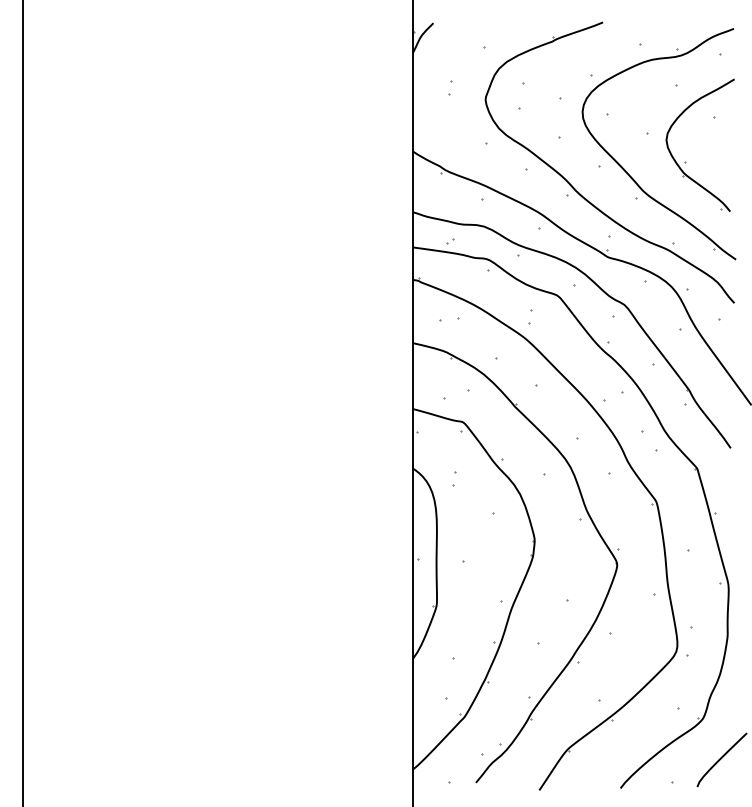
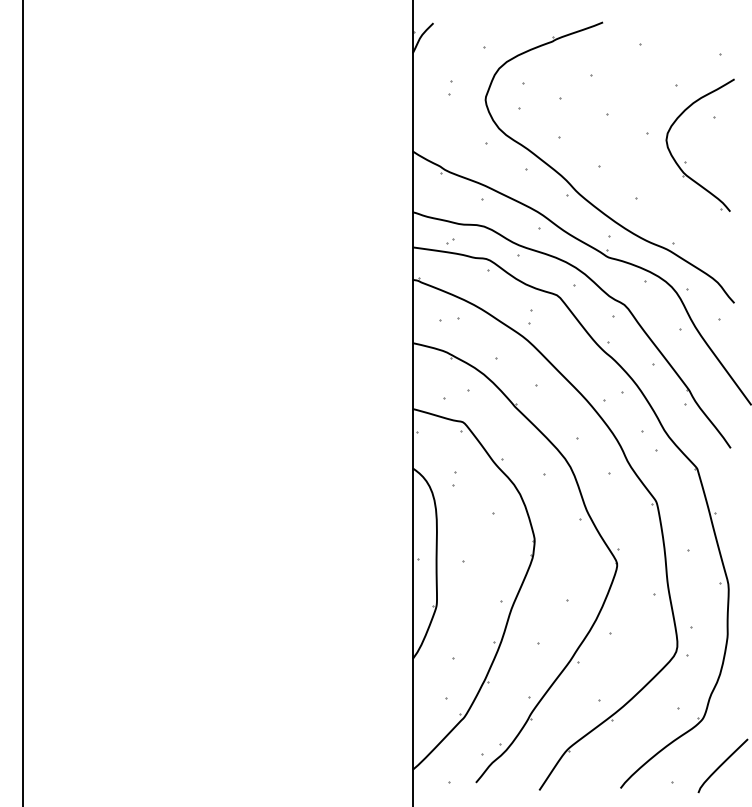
part: present -> none (626, 170)
curve position: (721, 759) -> (722, 765) (722, 765)
